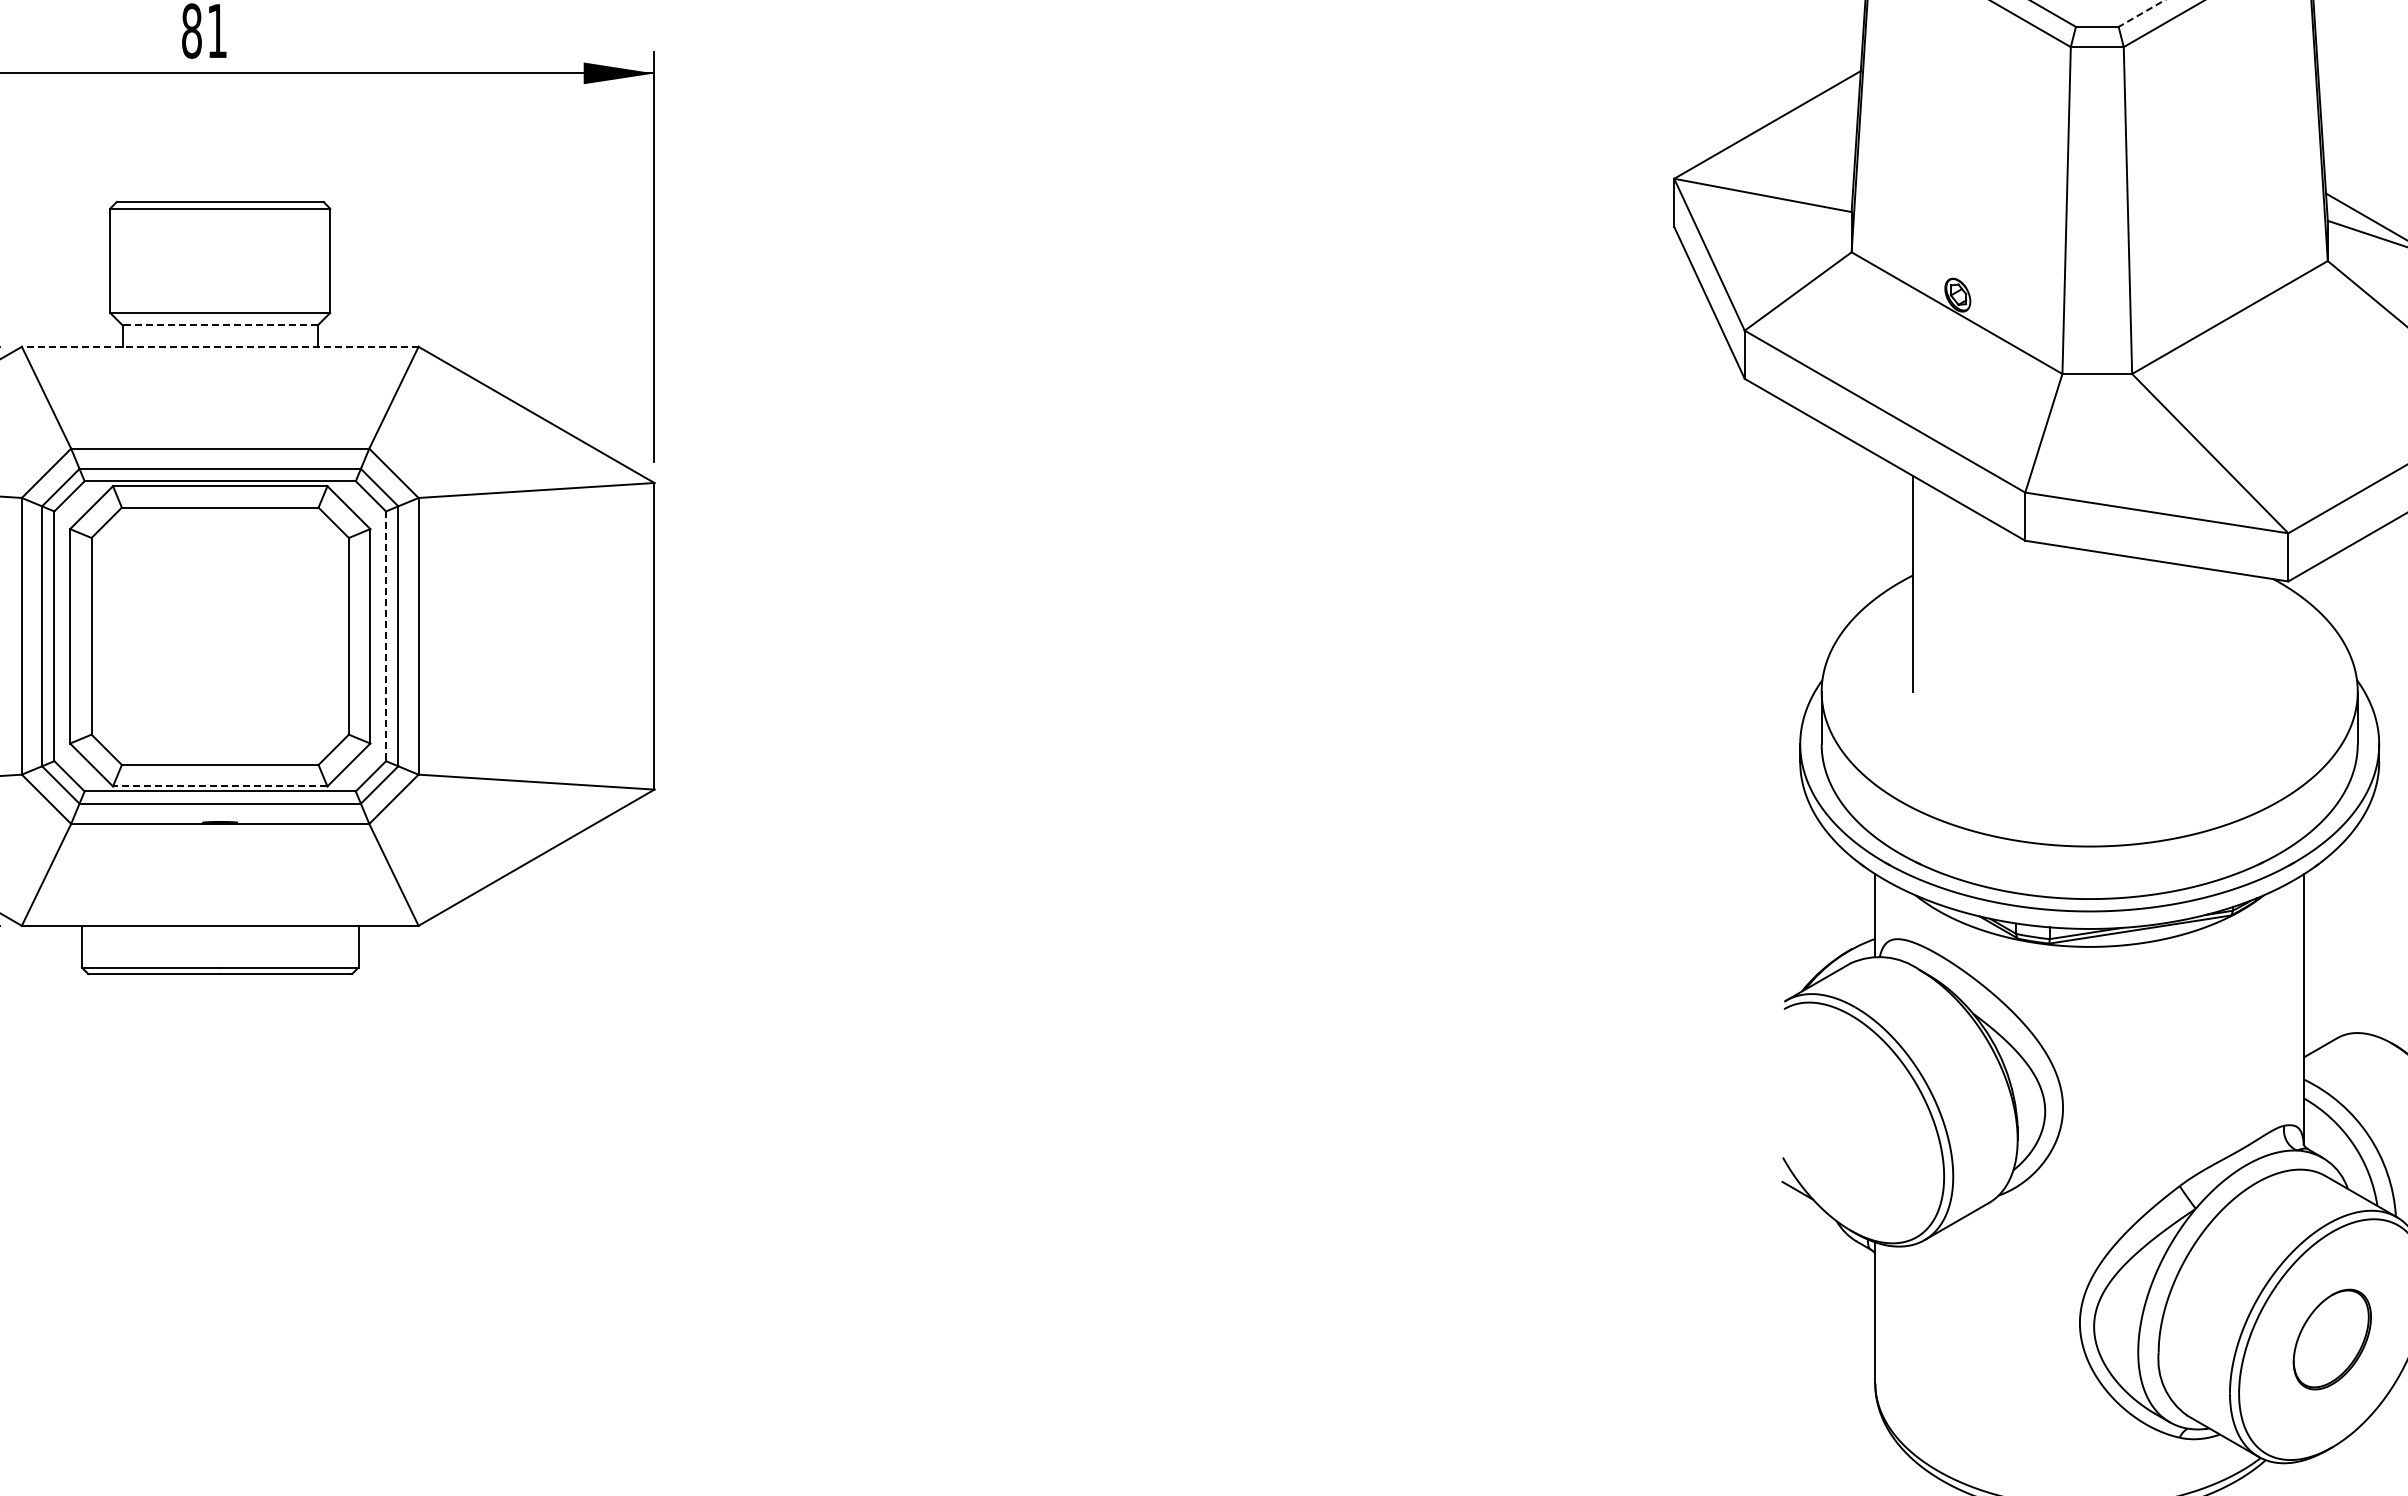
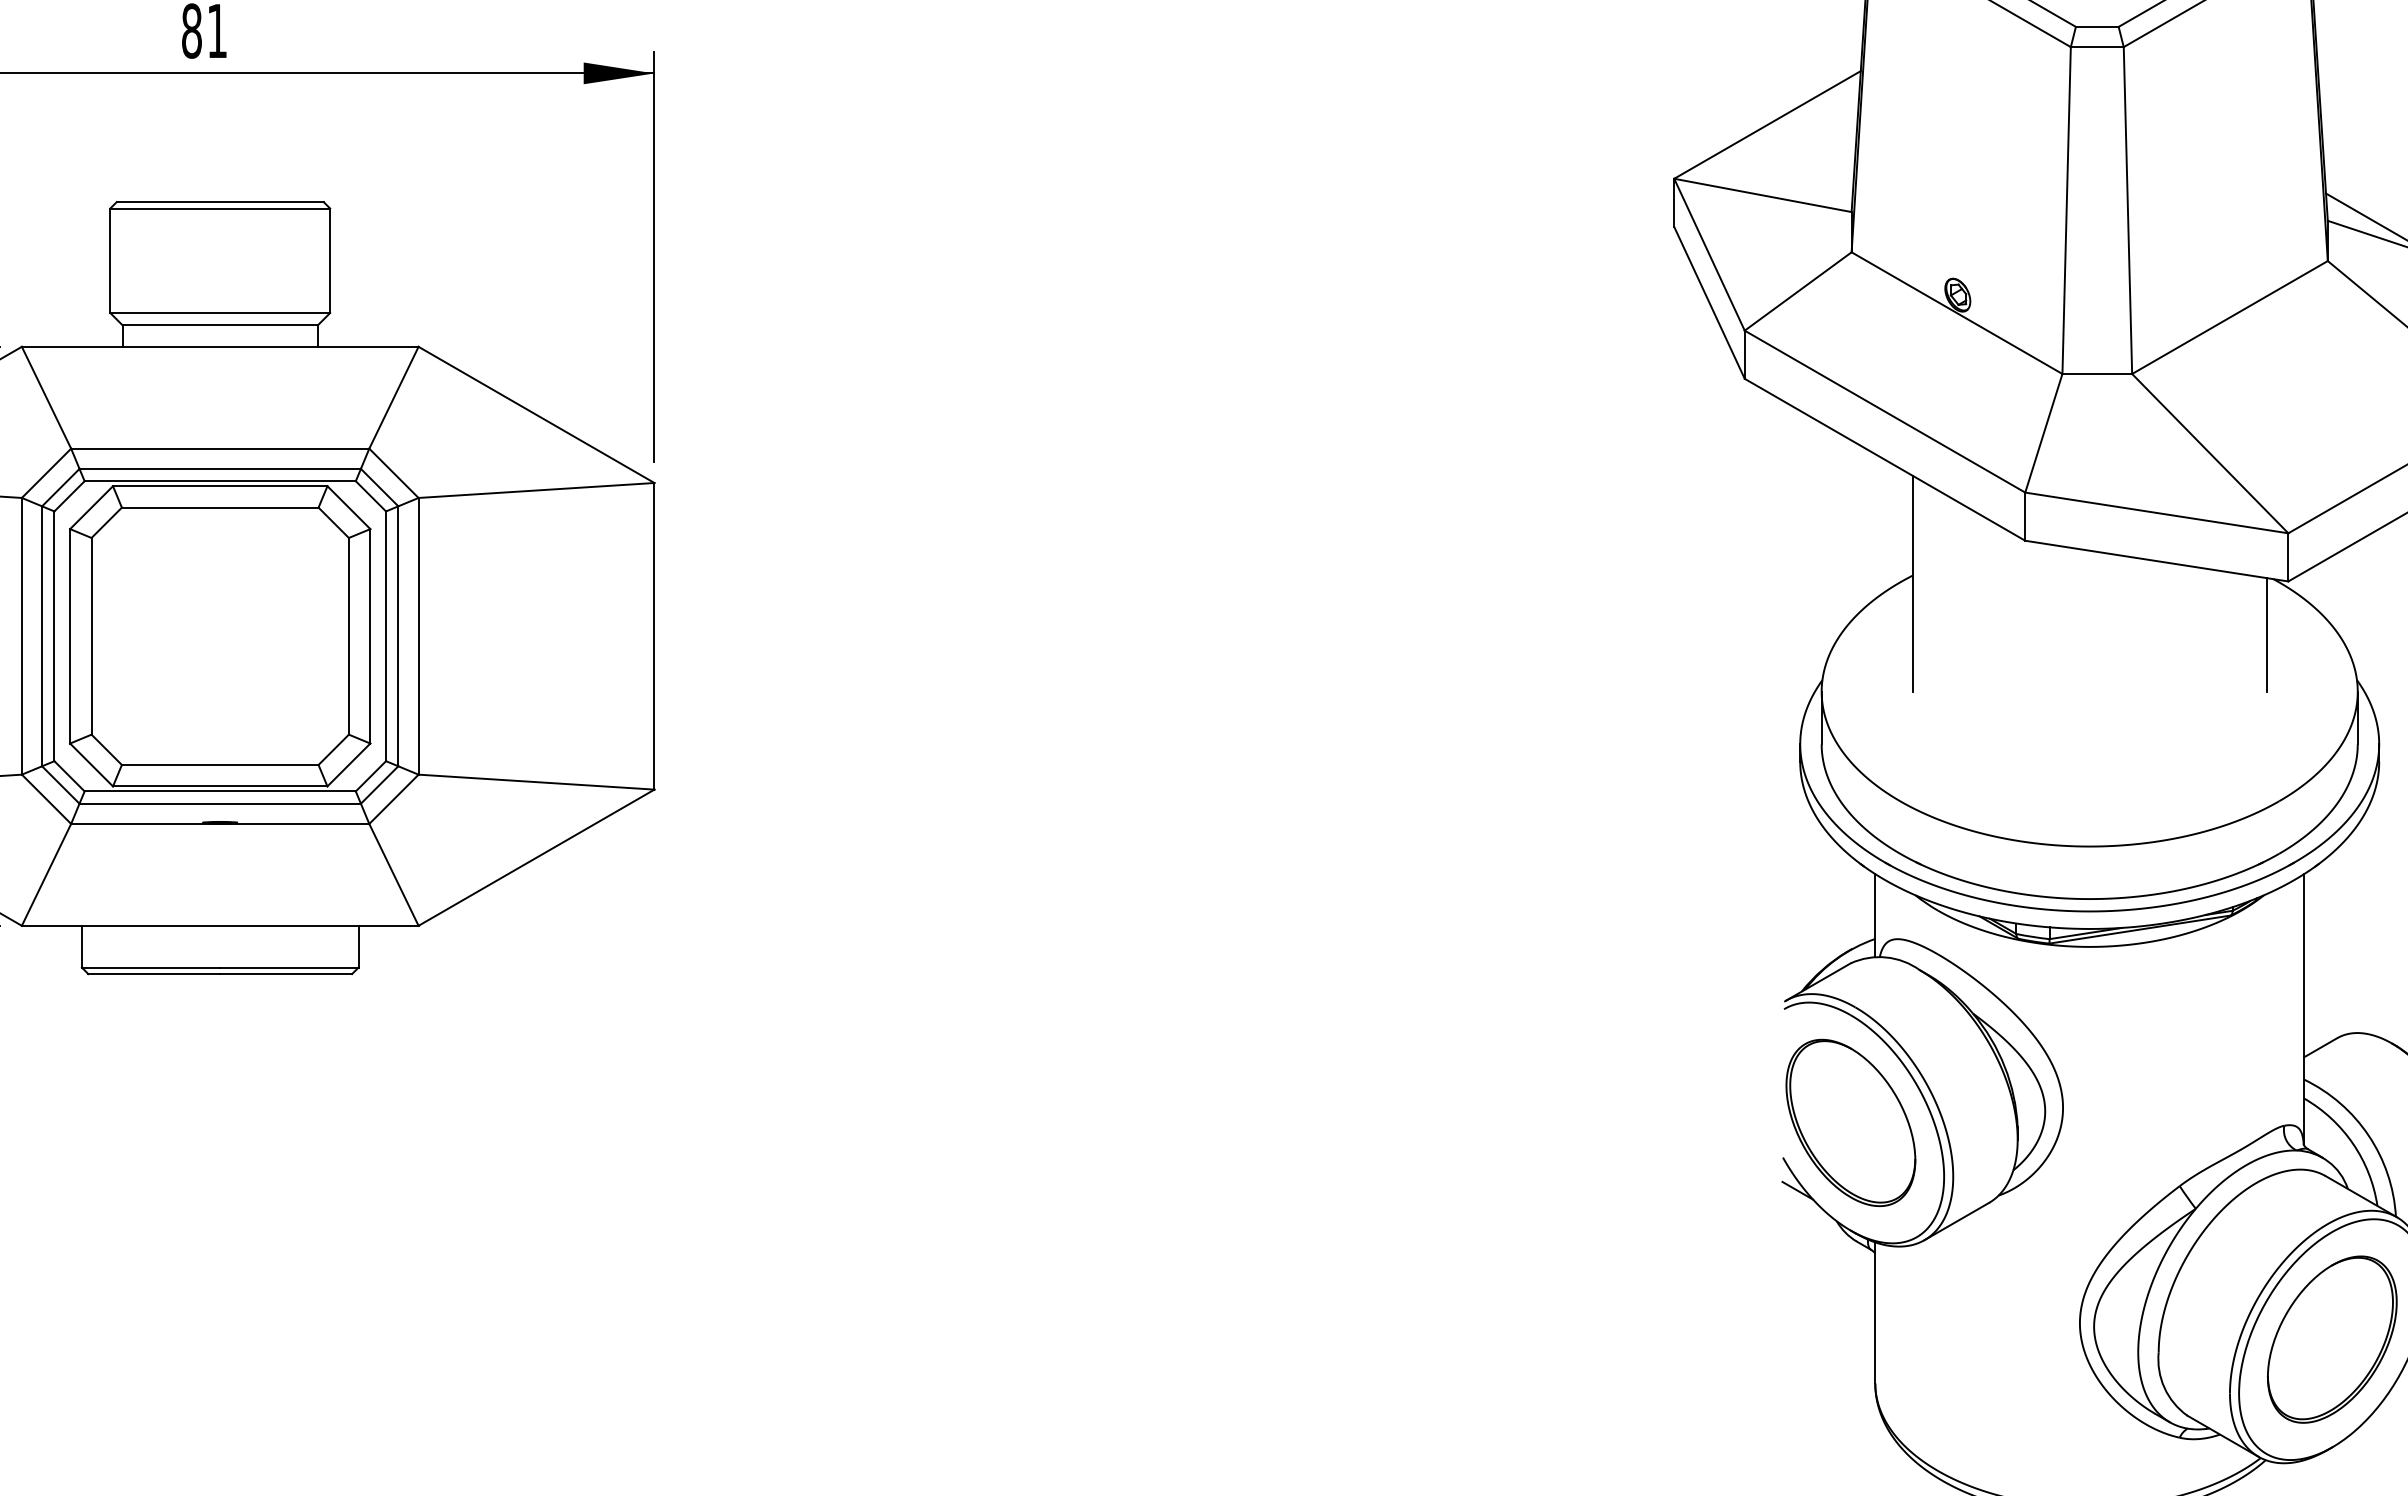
line: dashed -> solid (2141, 13)
line: dashed -> solid (220, 325)
line: dashed -> solid (219, 346)
line: none -> present (2266, 634)
line: dashed -> solid (386, 636)
line: dashed -> solid (219, 786)
part: none -> present (1850, 1122)
part size: 80x103 px -> 131x169 px (2332, 1339)
